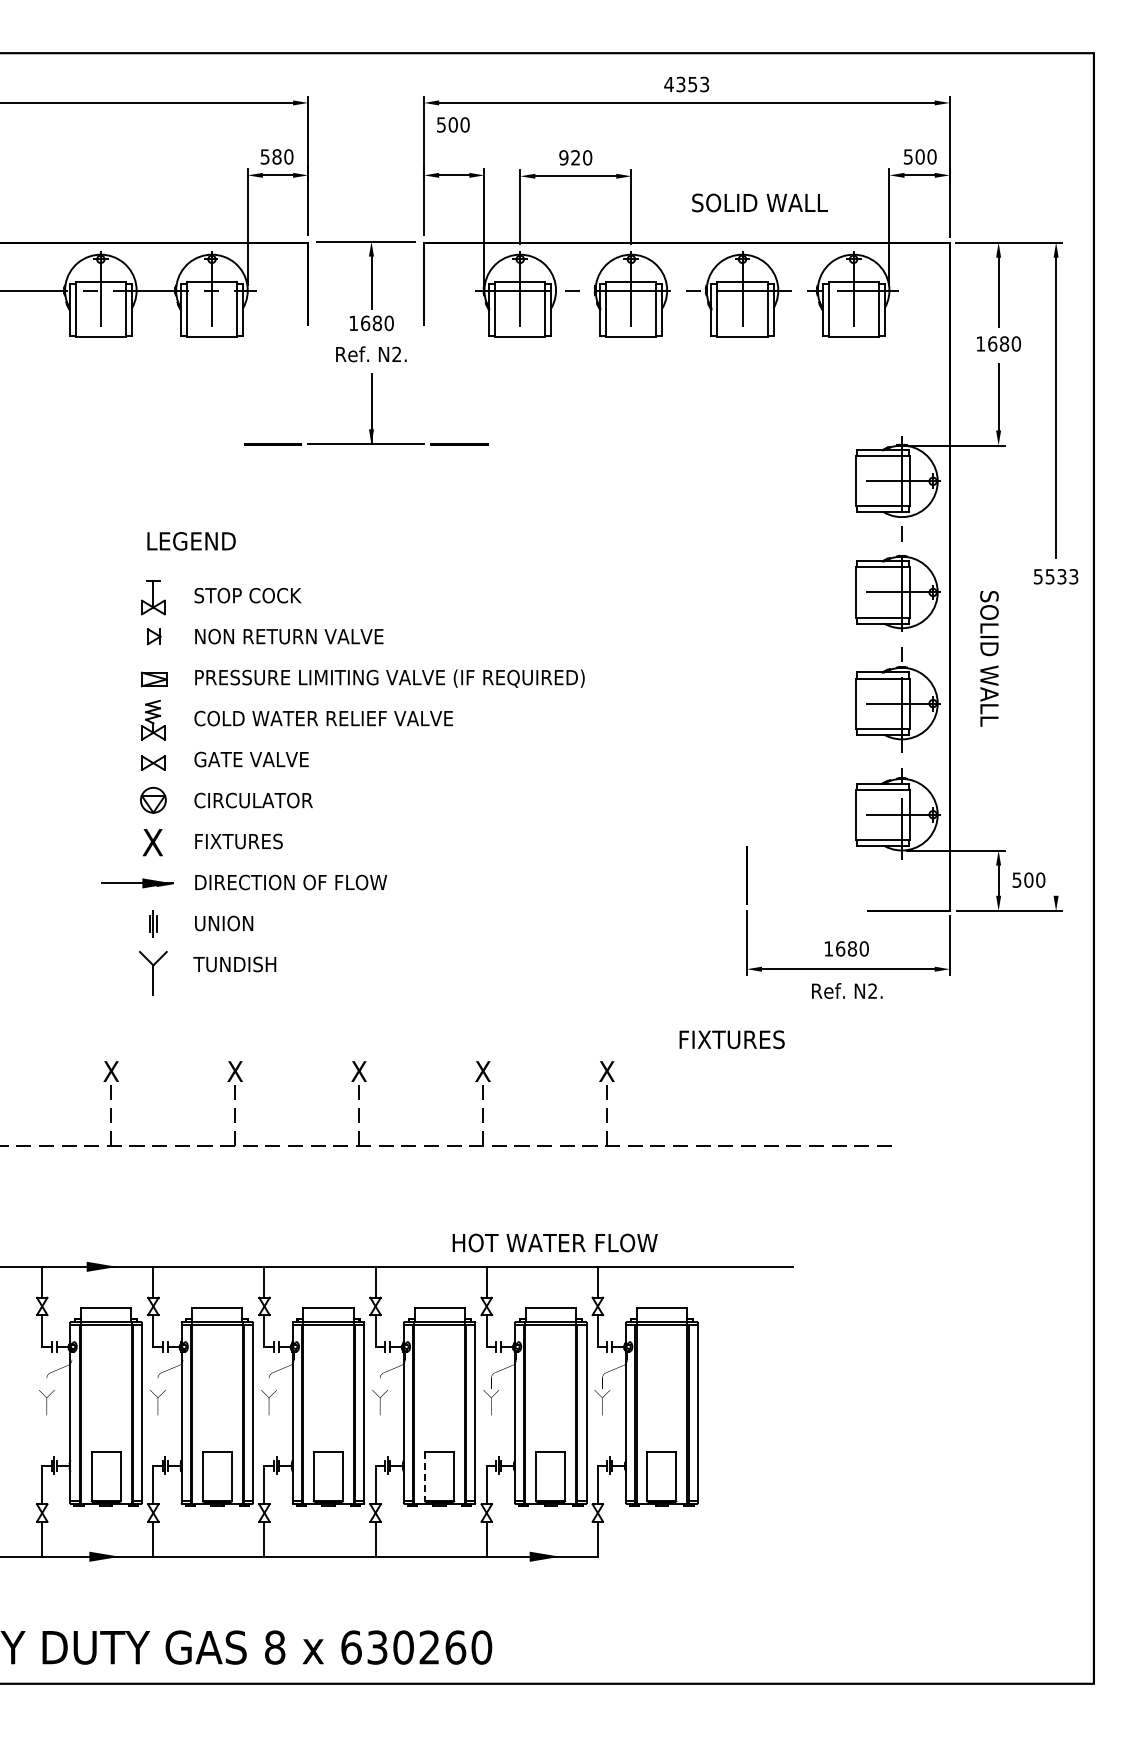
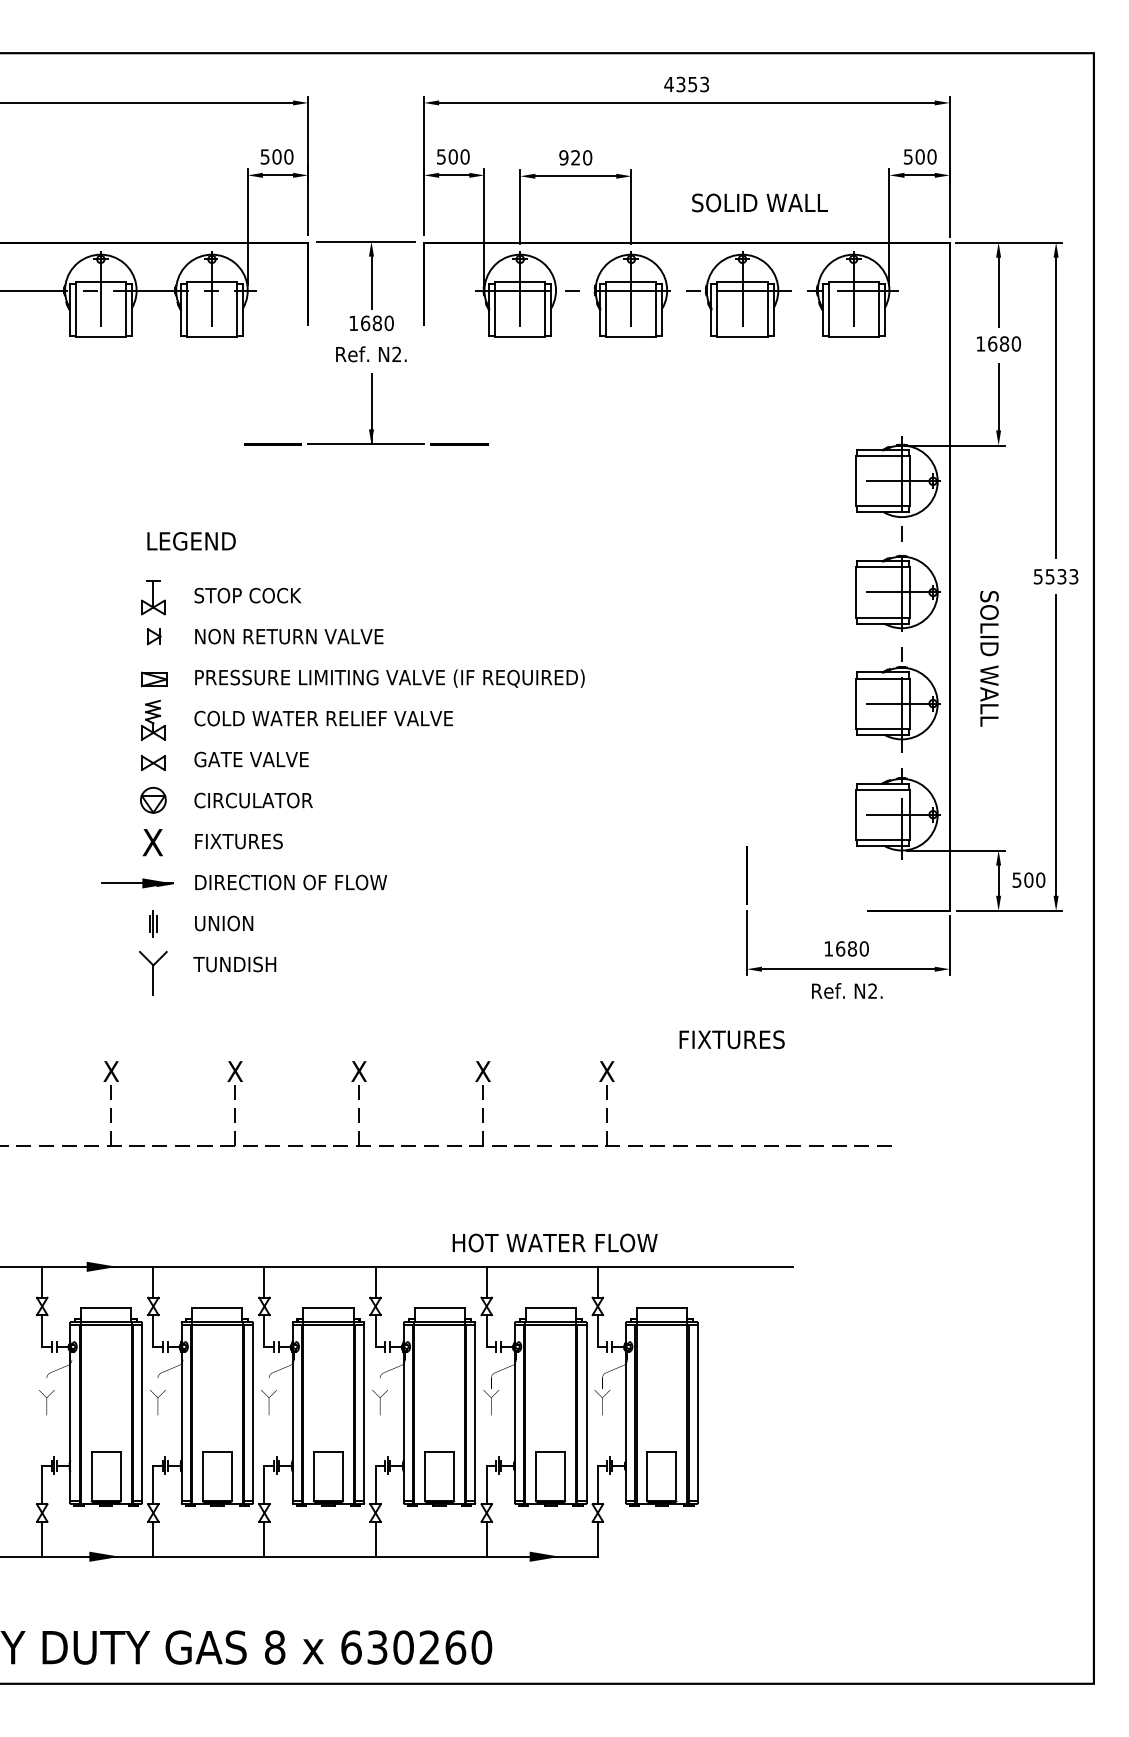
text position: (453, 124) -> (453, 156) (453, 156)
text: 580 -> 500 (276, 156)
line: none -> present (1056, 745)
line: dashed -> solid (425, 1476)
